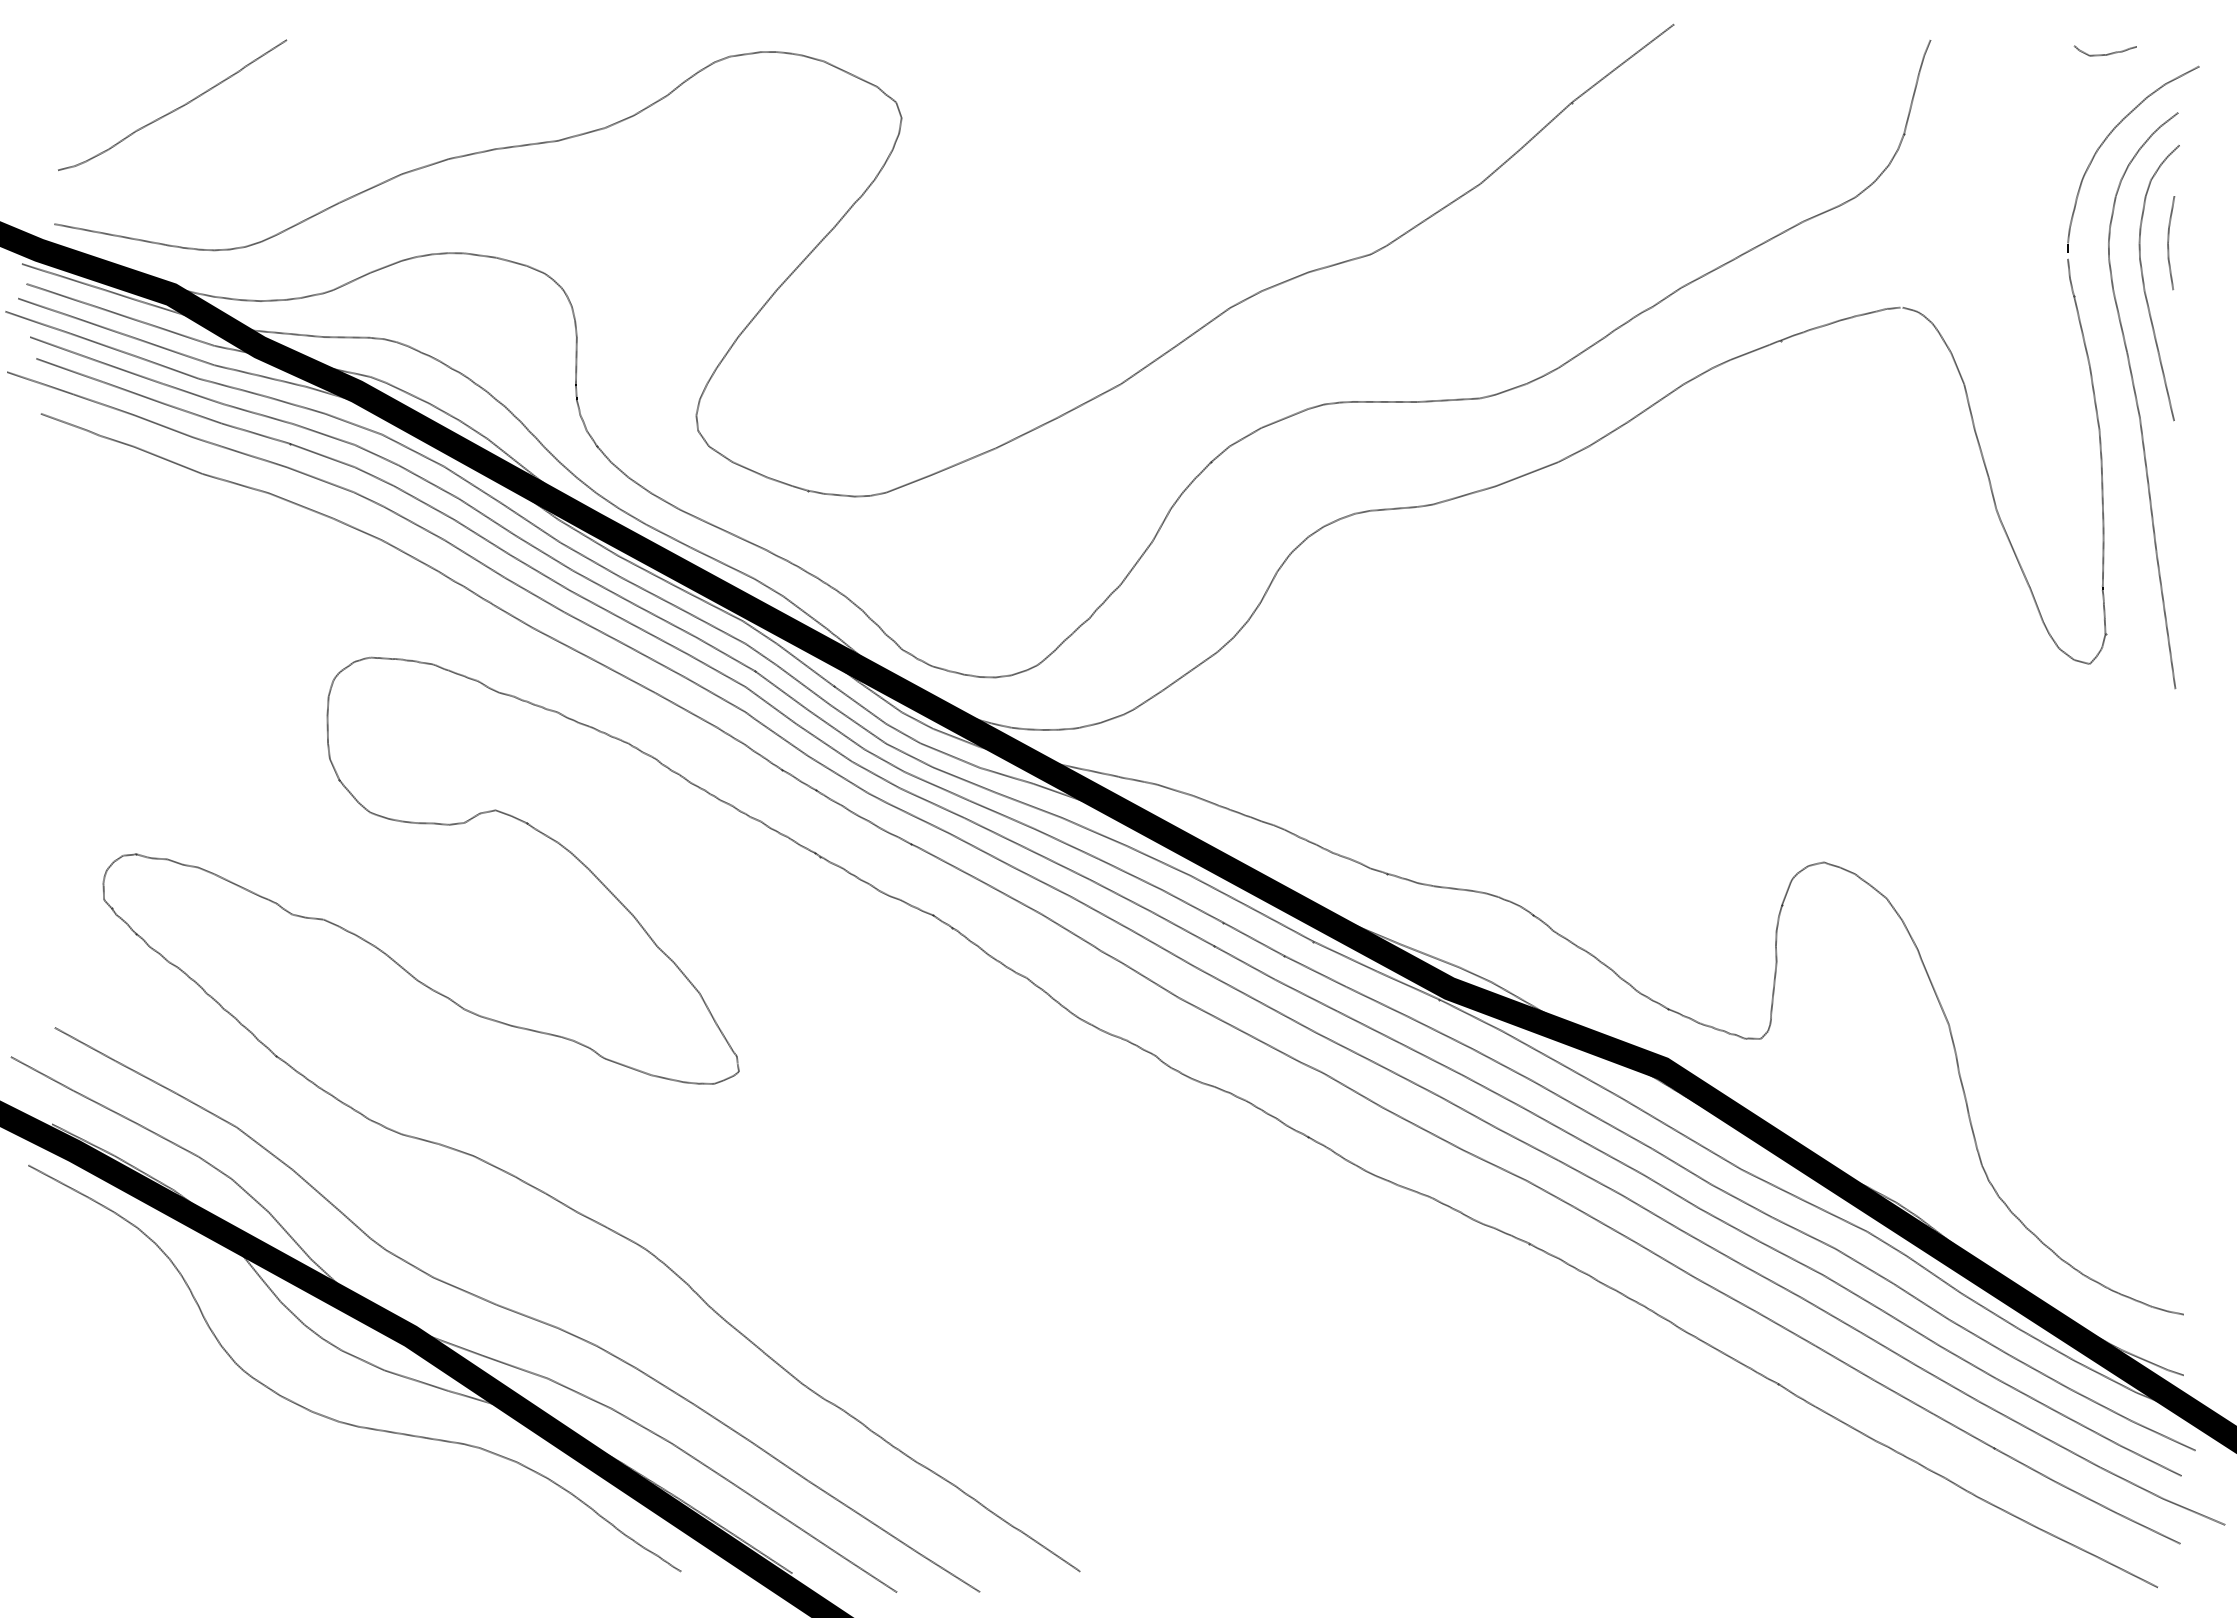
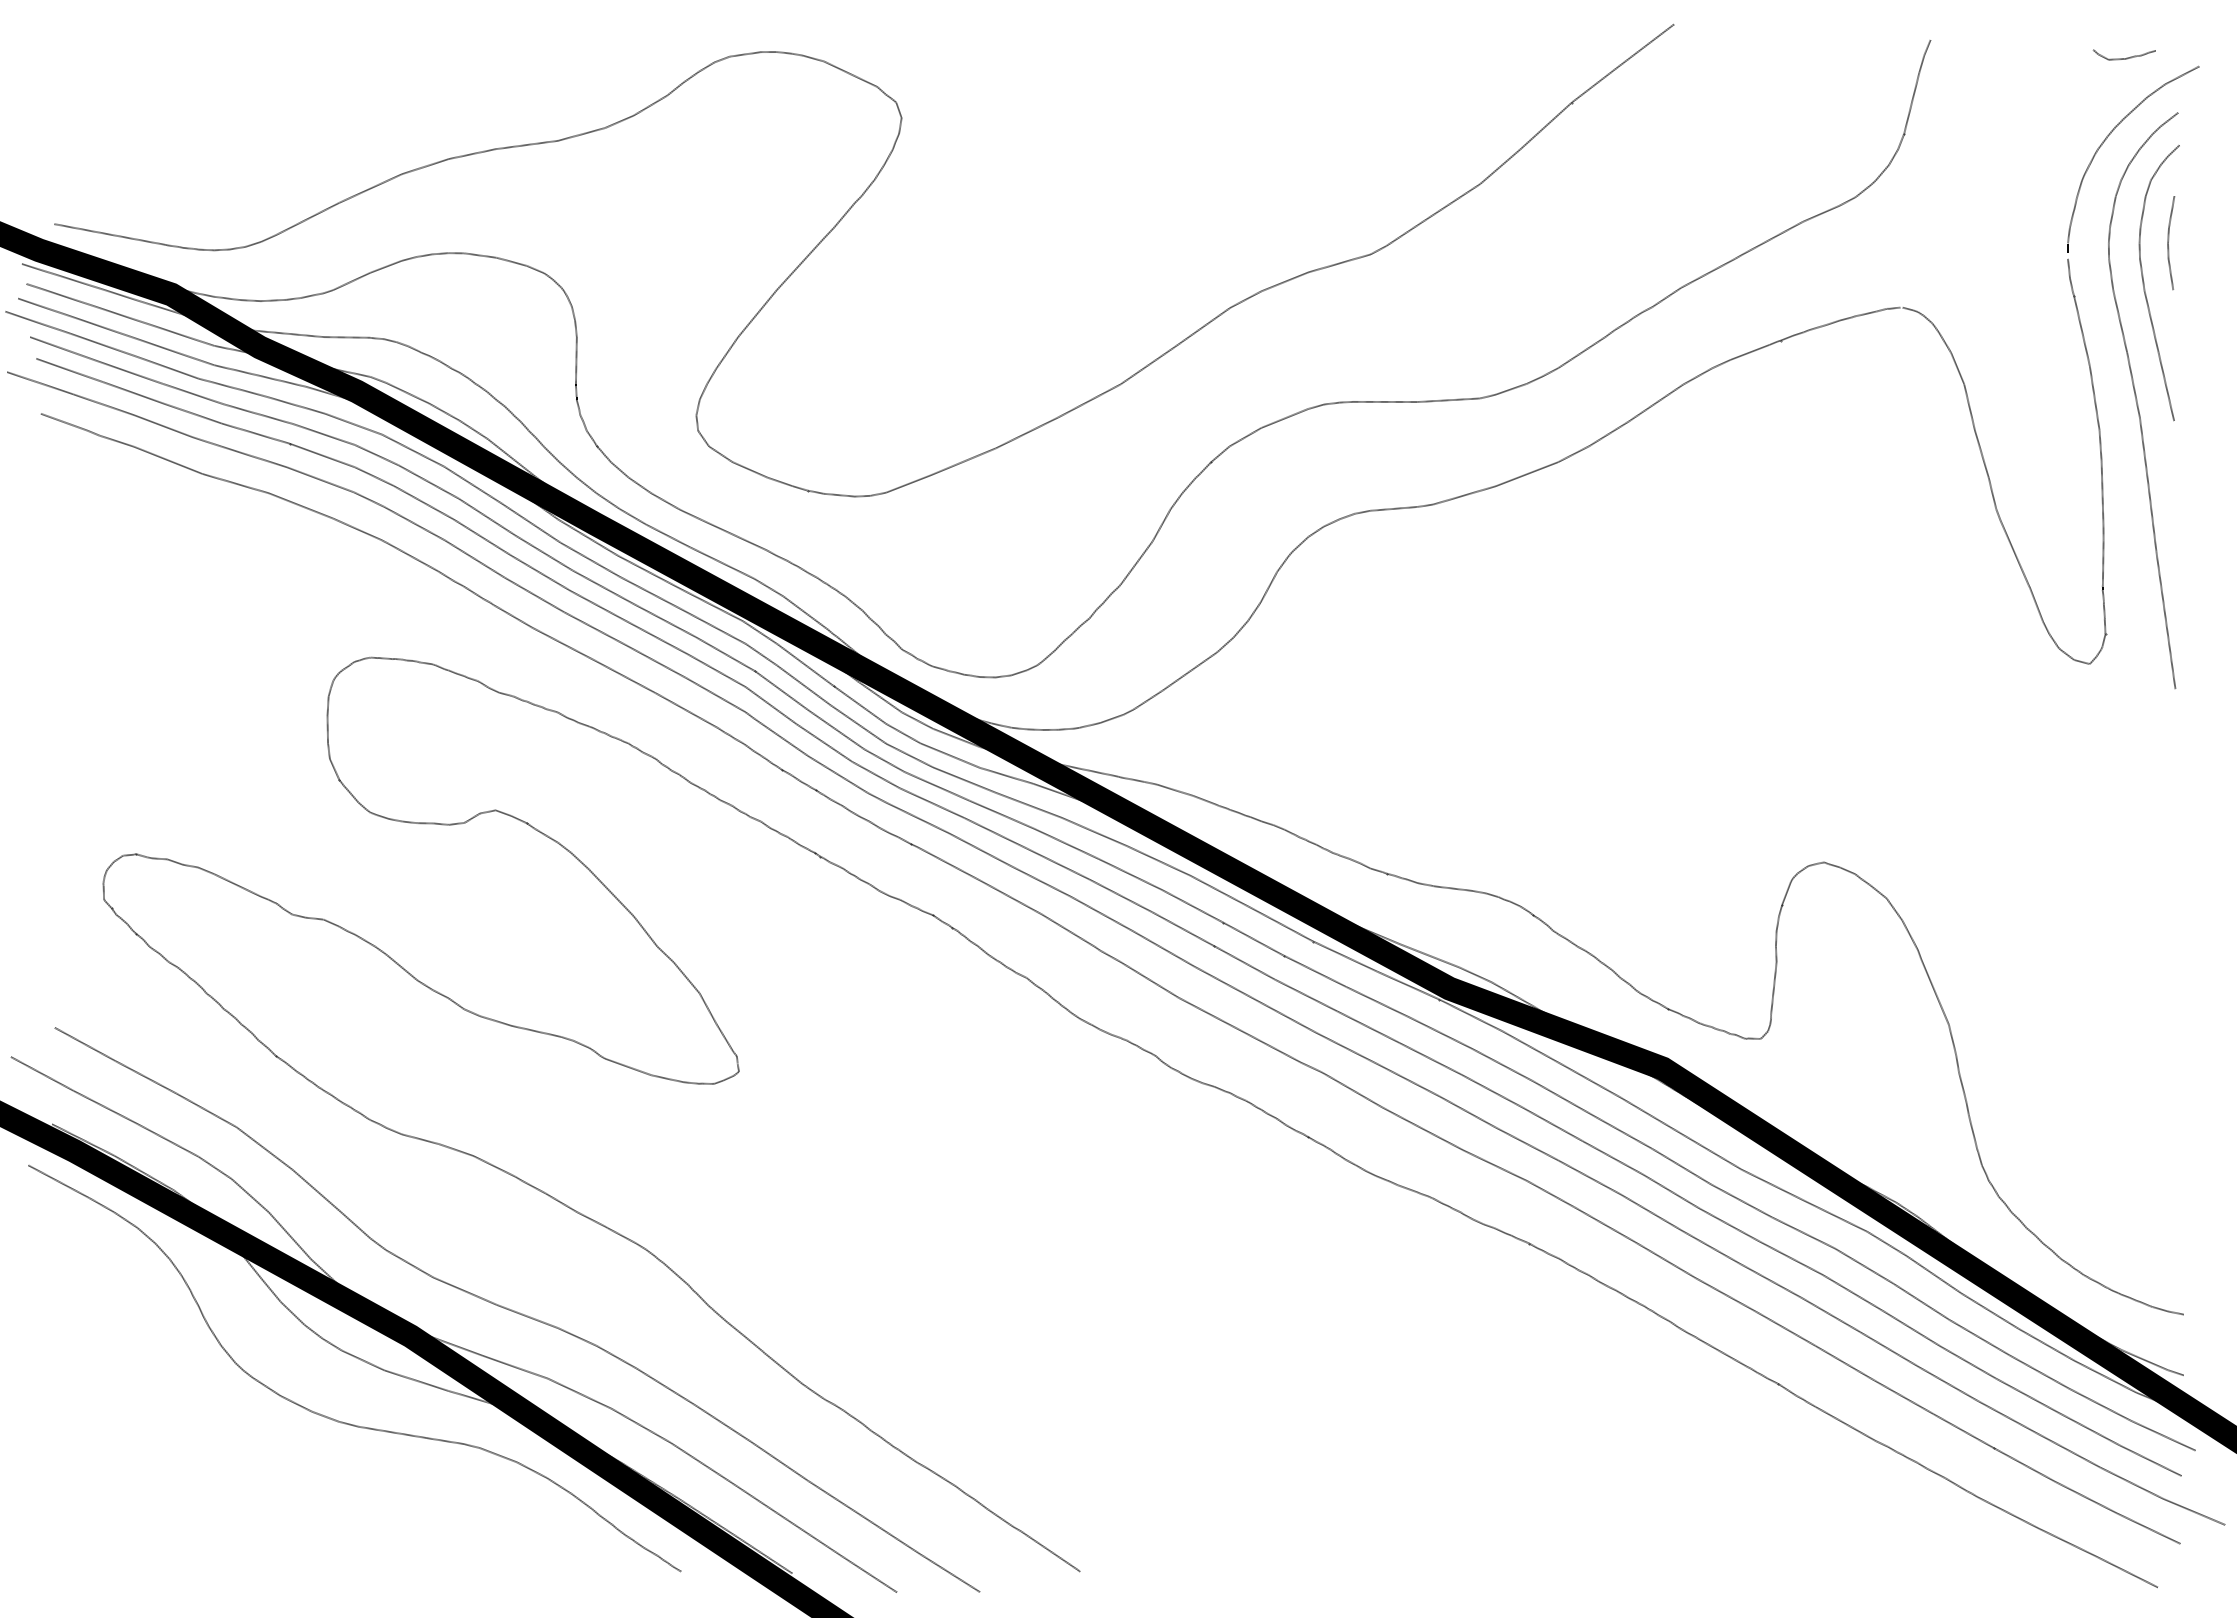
curve position: (2104, 54) -> (2123, 58) (2123, 58)
curve: present -> none (174, 109)
